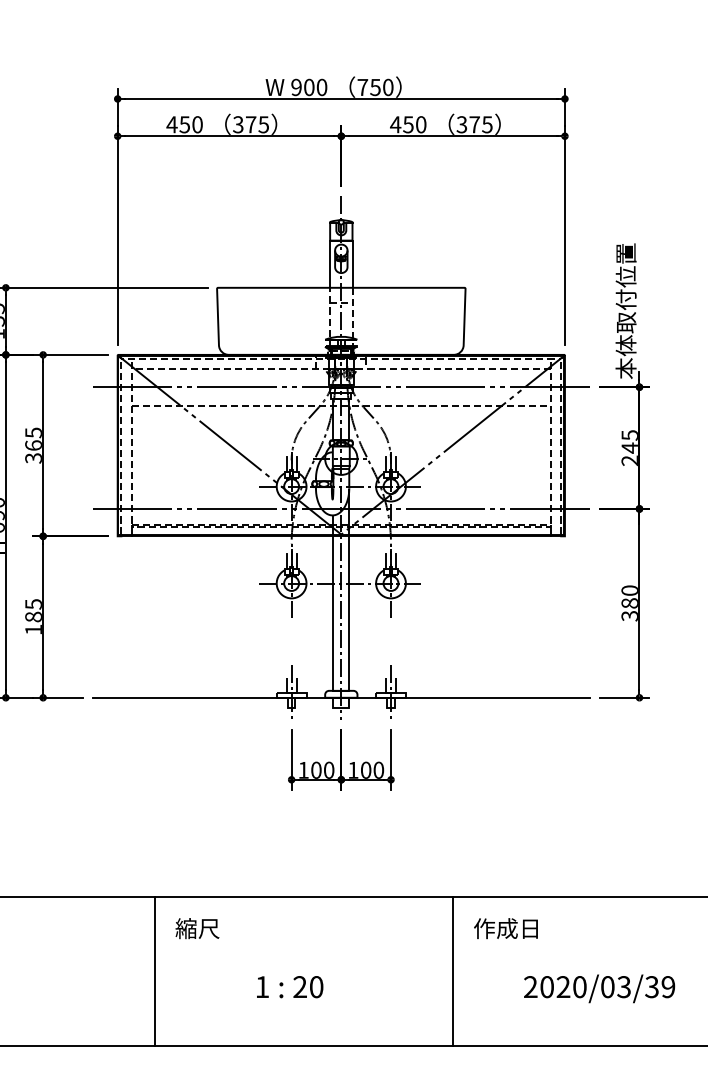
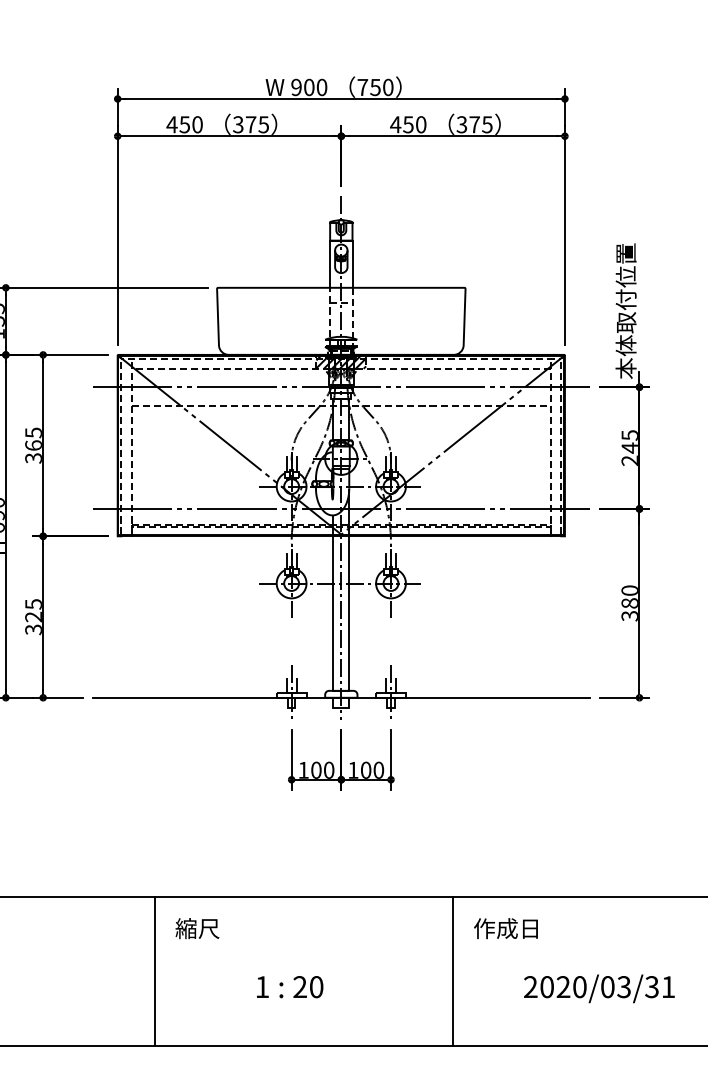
hatch: none -> present (341, 361)
text: 185 -> 325 (33, 623)
text: 2020/03/39 -> 2020/03/31 (668, 987)
